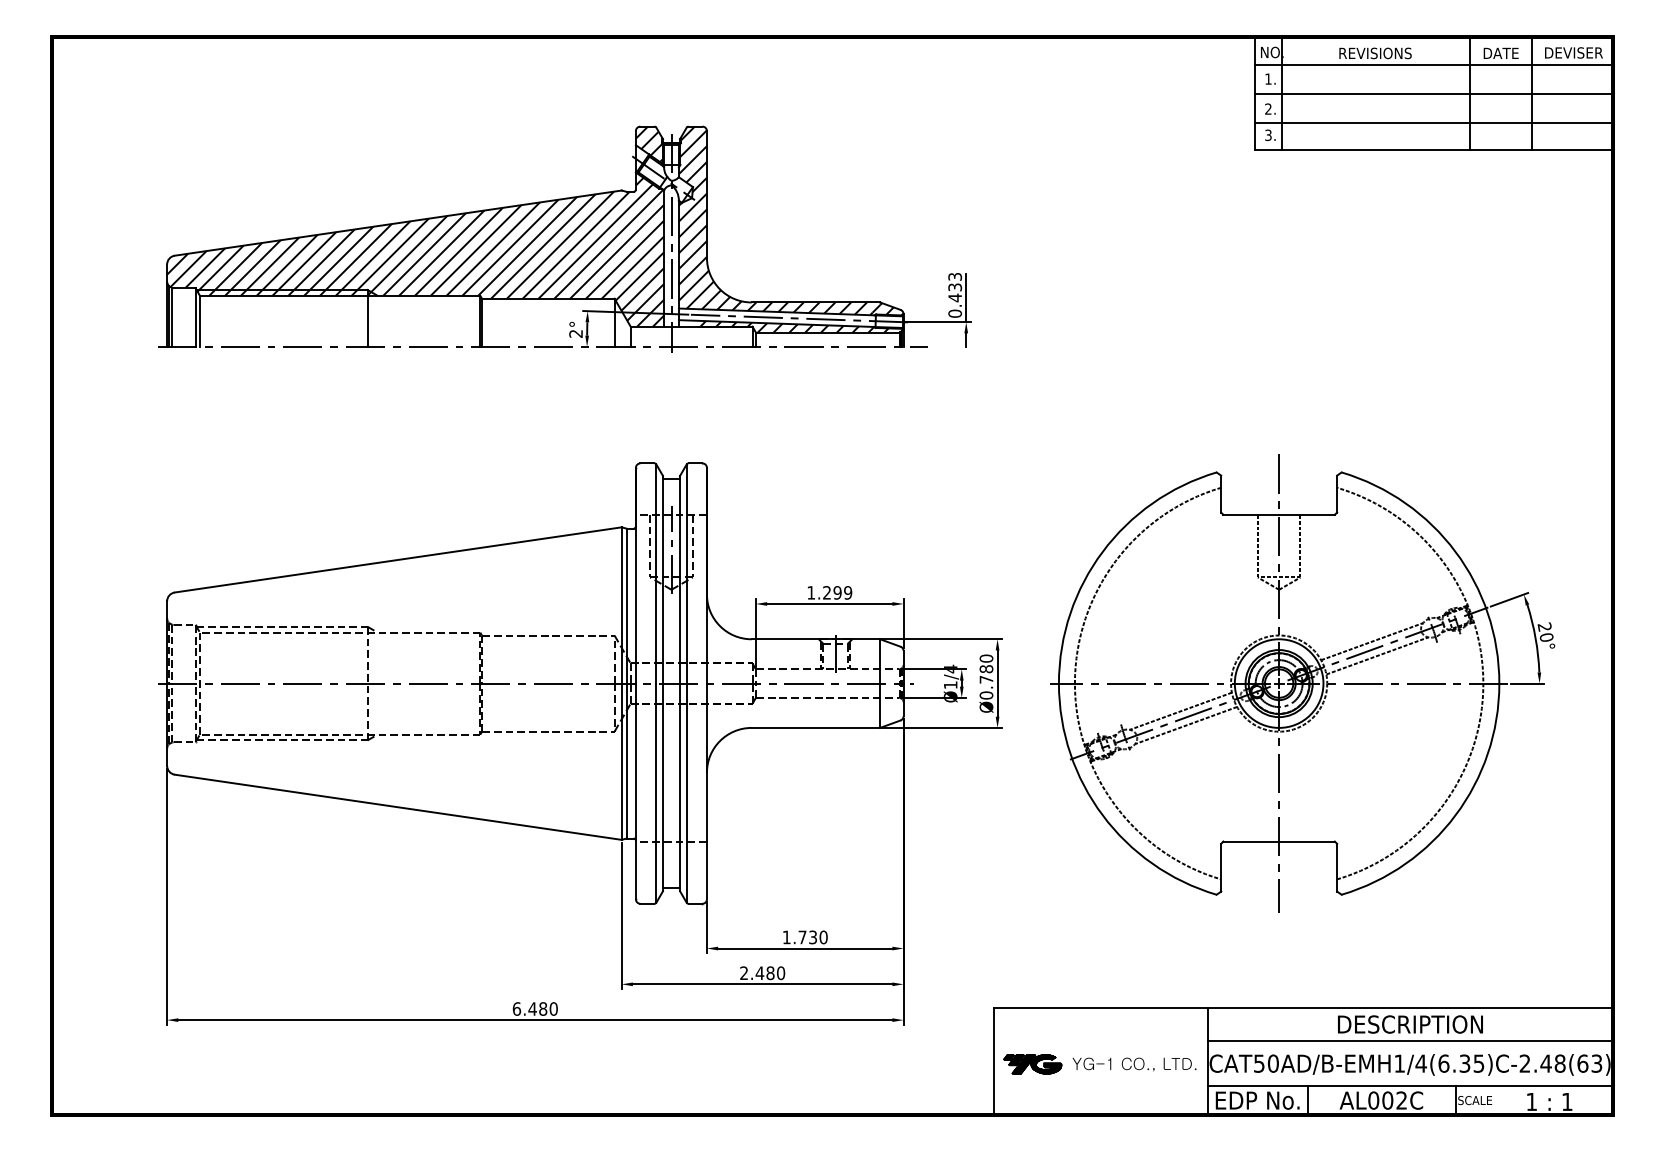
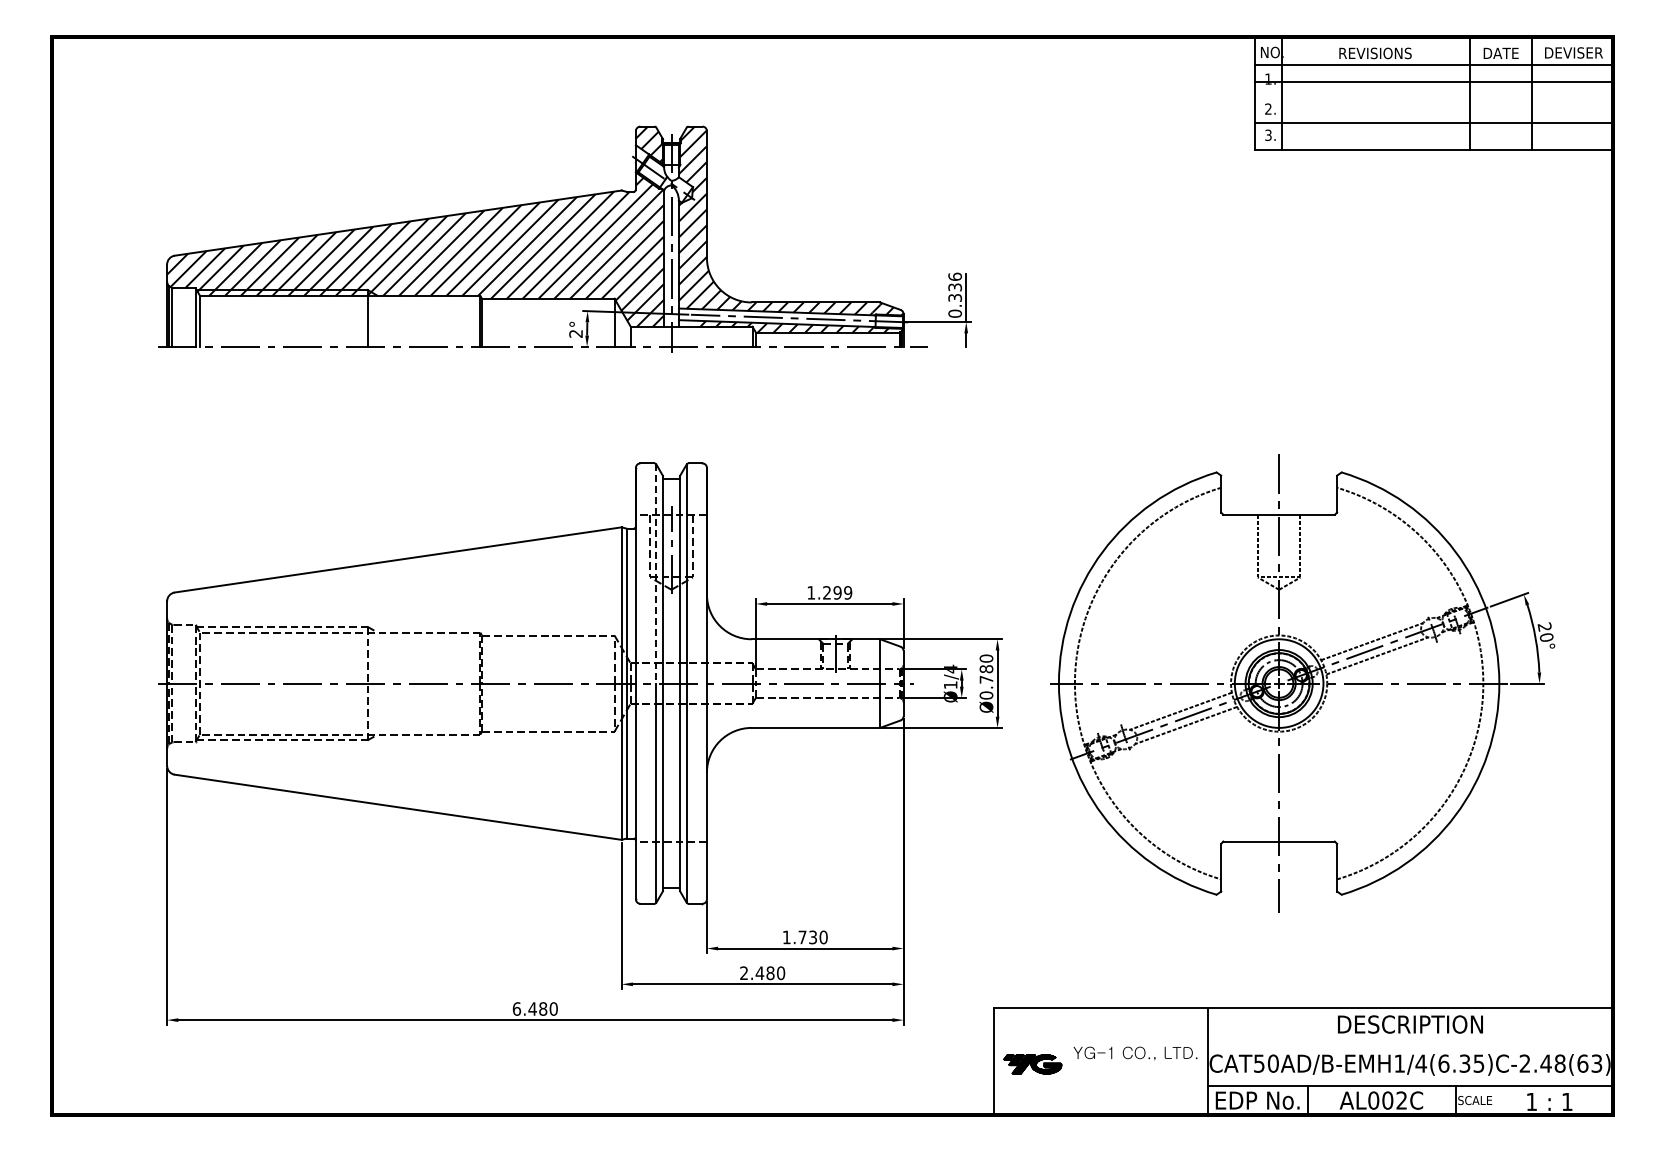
line position: (1433, 94) -> (1433, 82) (1433, 82)
text: 0.433 -> 0.336 (955, 287)
line: solid -> dashed (655, 573)
line: present -> none (1410, 1041)
text position: (1134, 1064) -> (1135, 1053) (1135, 1053)
